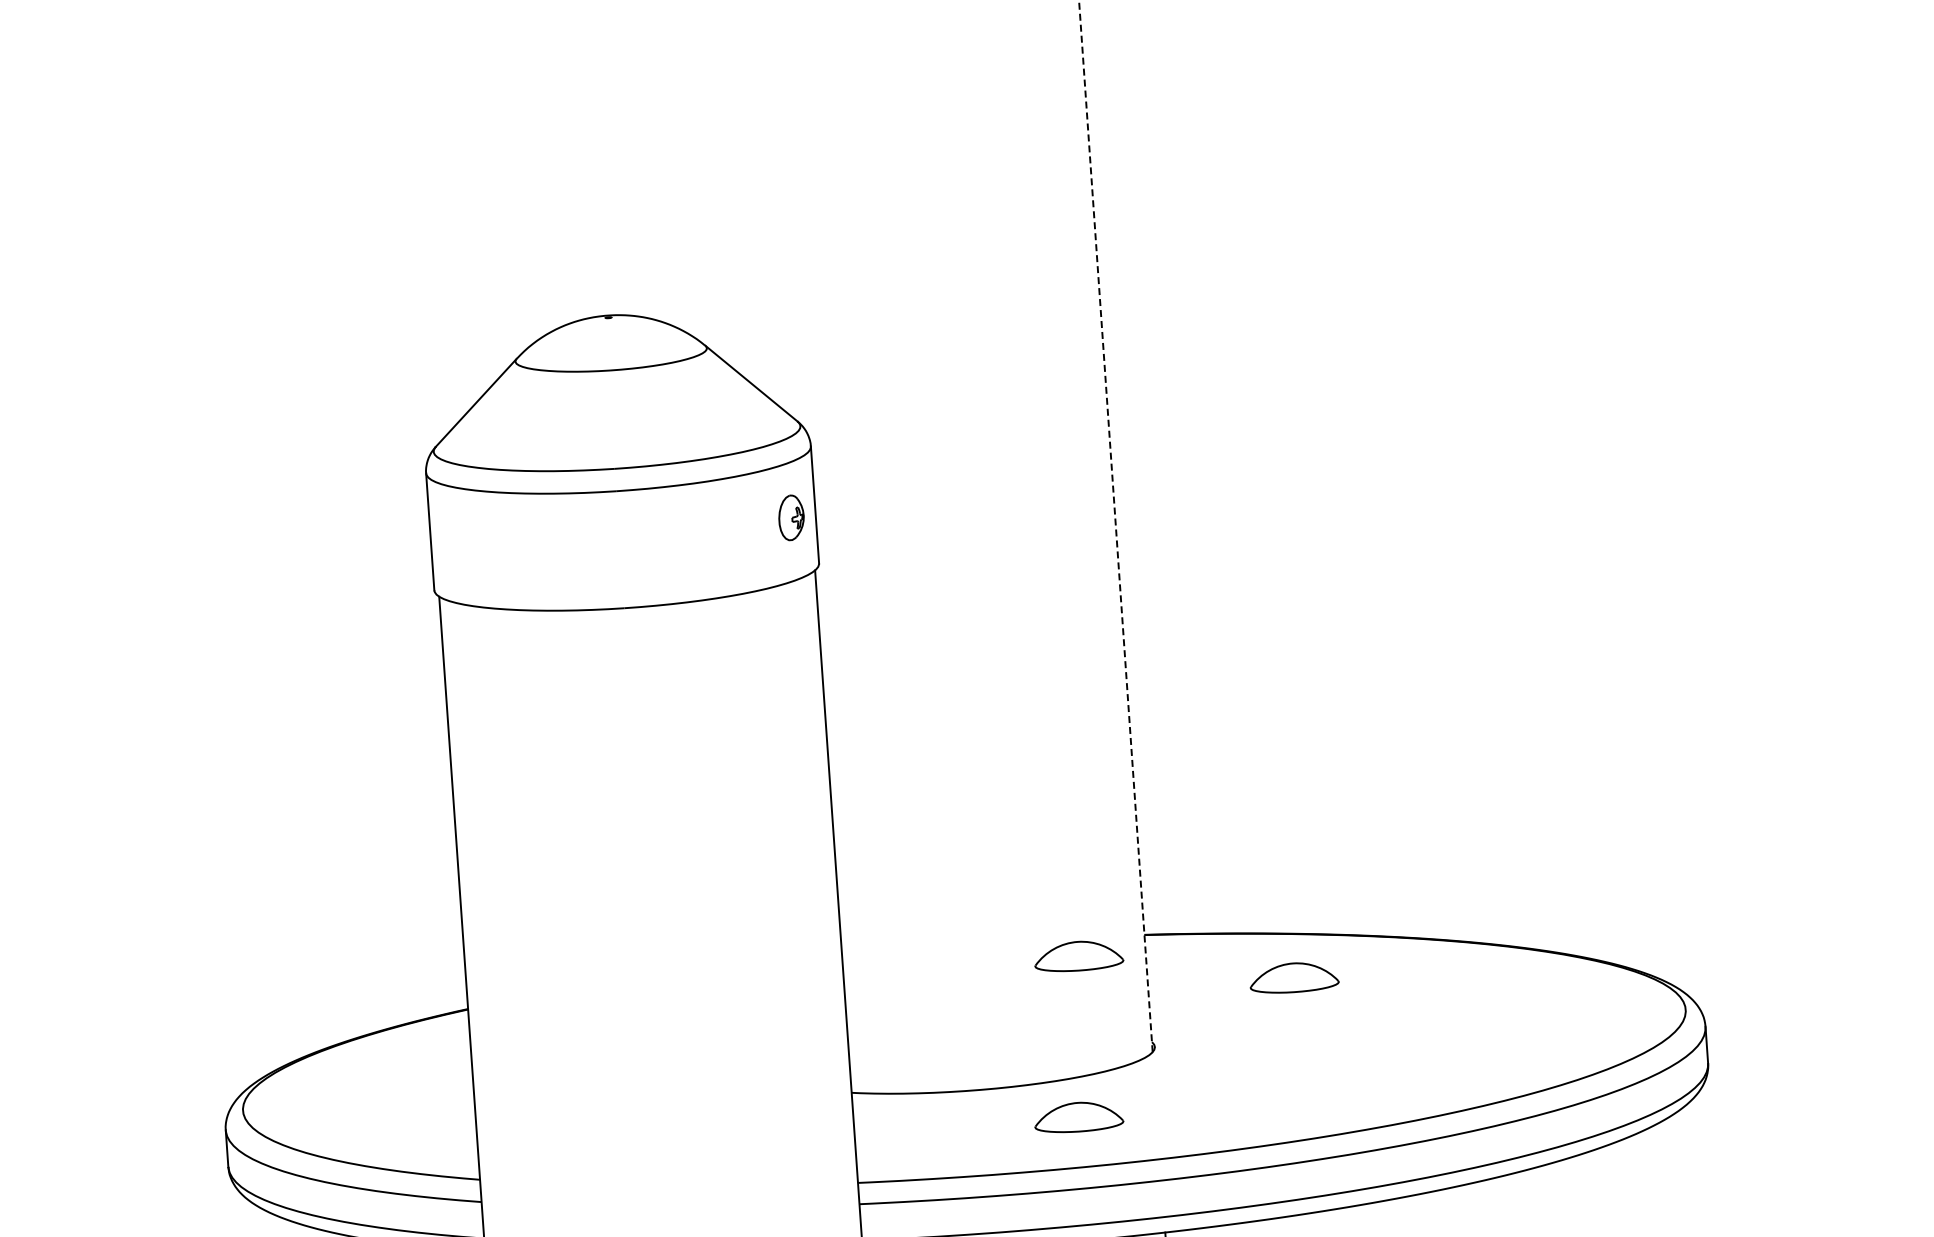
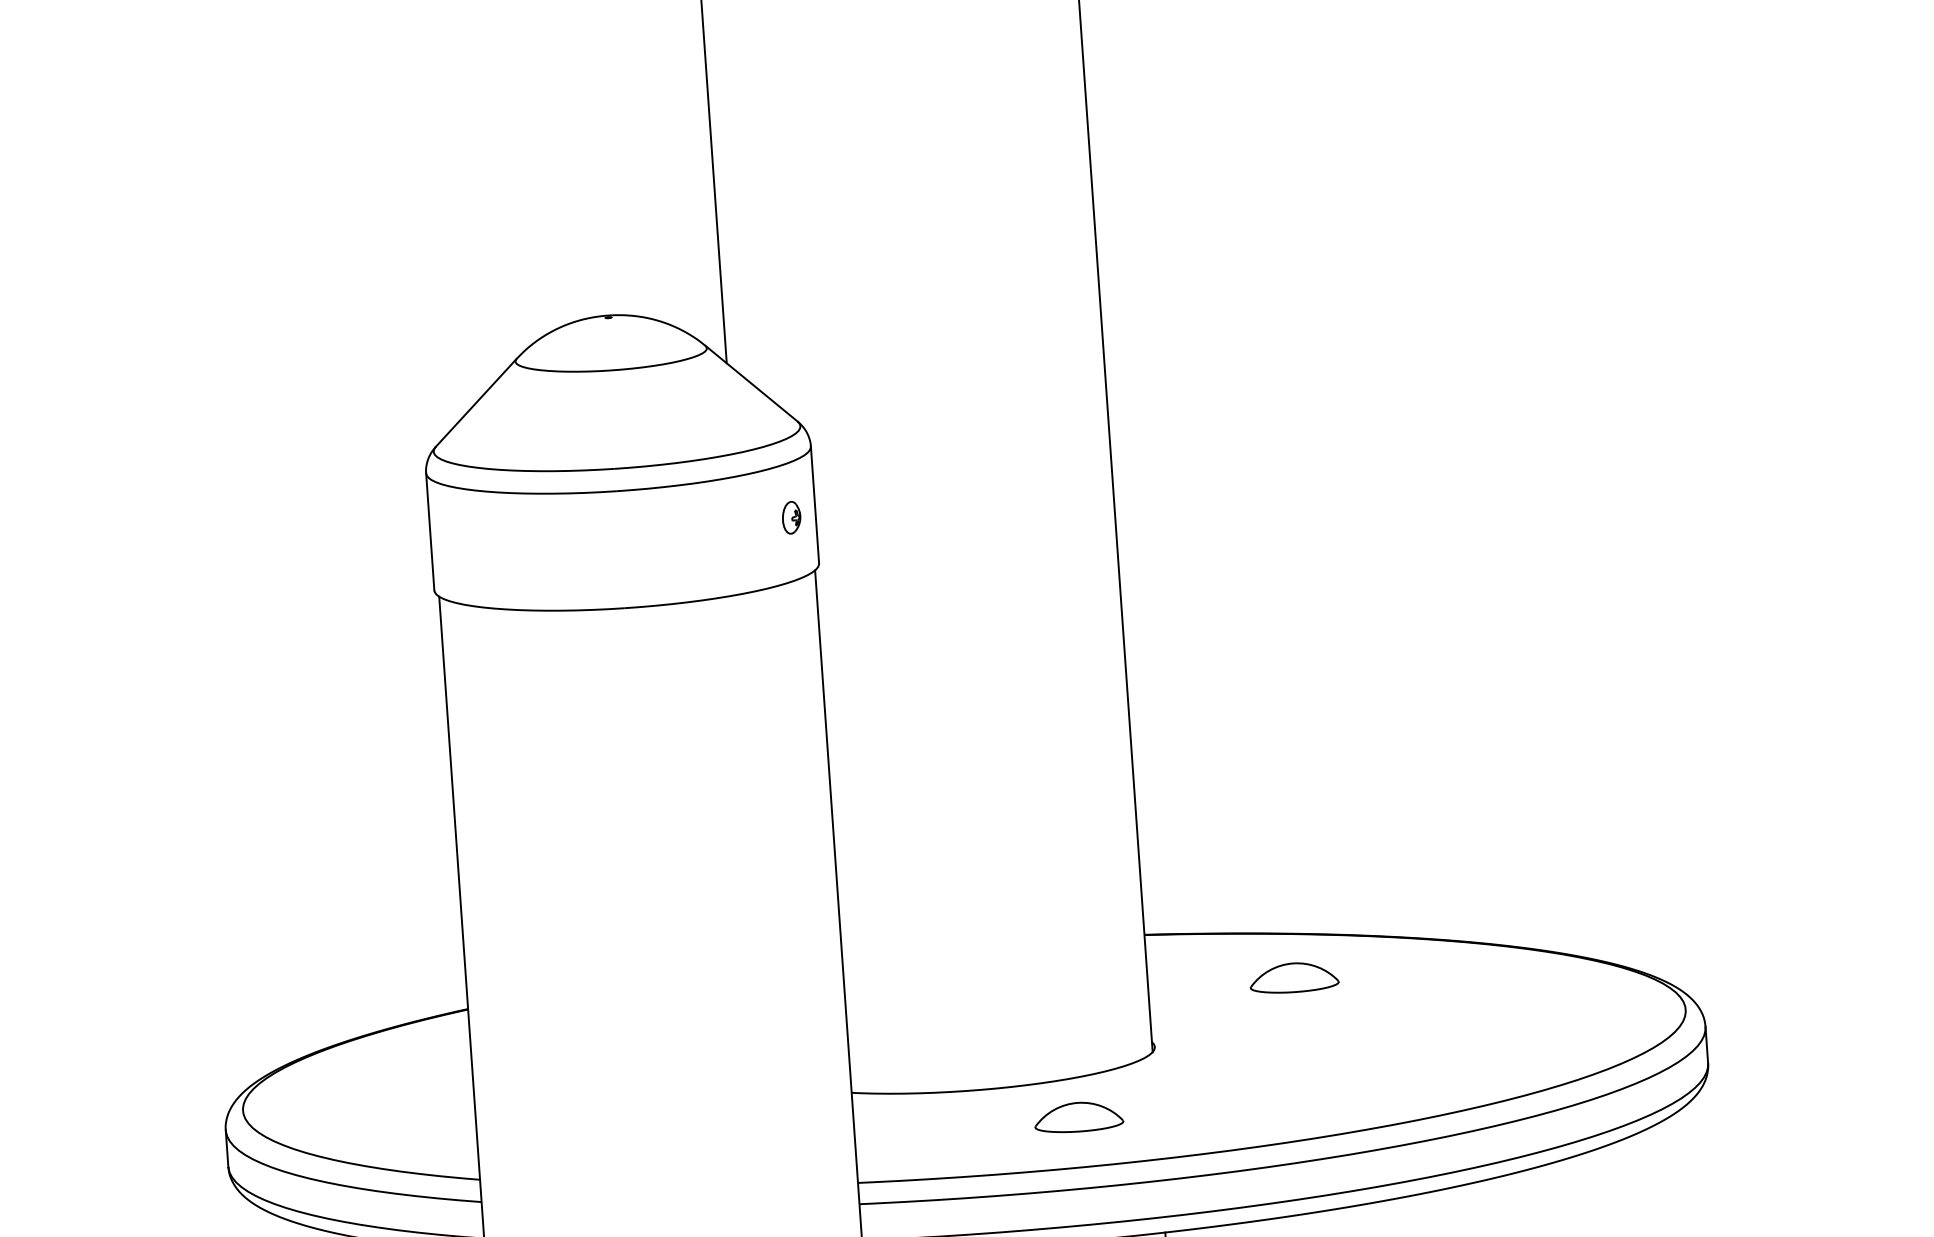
line: none -> present (713, 182)
part size: 27x48 px -> 20x35 px (791, 517)
line: dashed -> solid (1115, 525)
part: present -> none (1079, 956)
